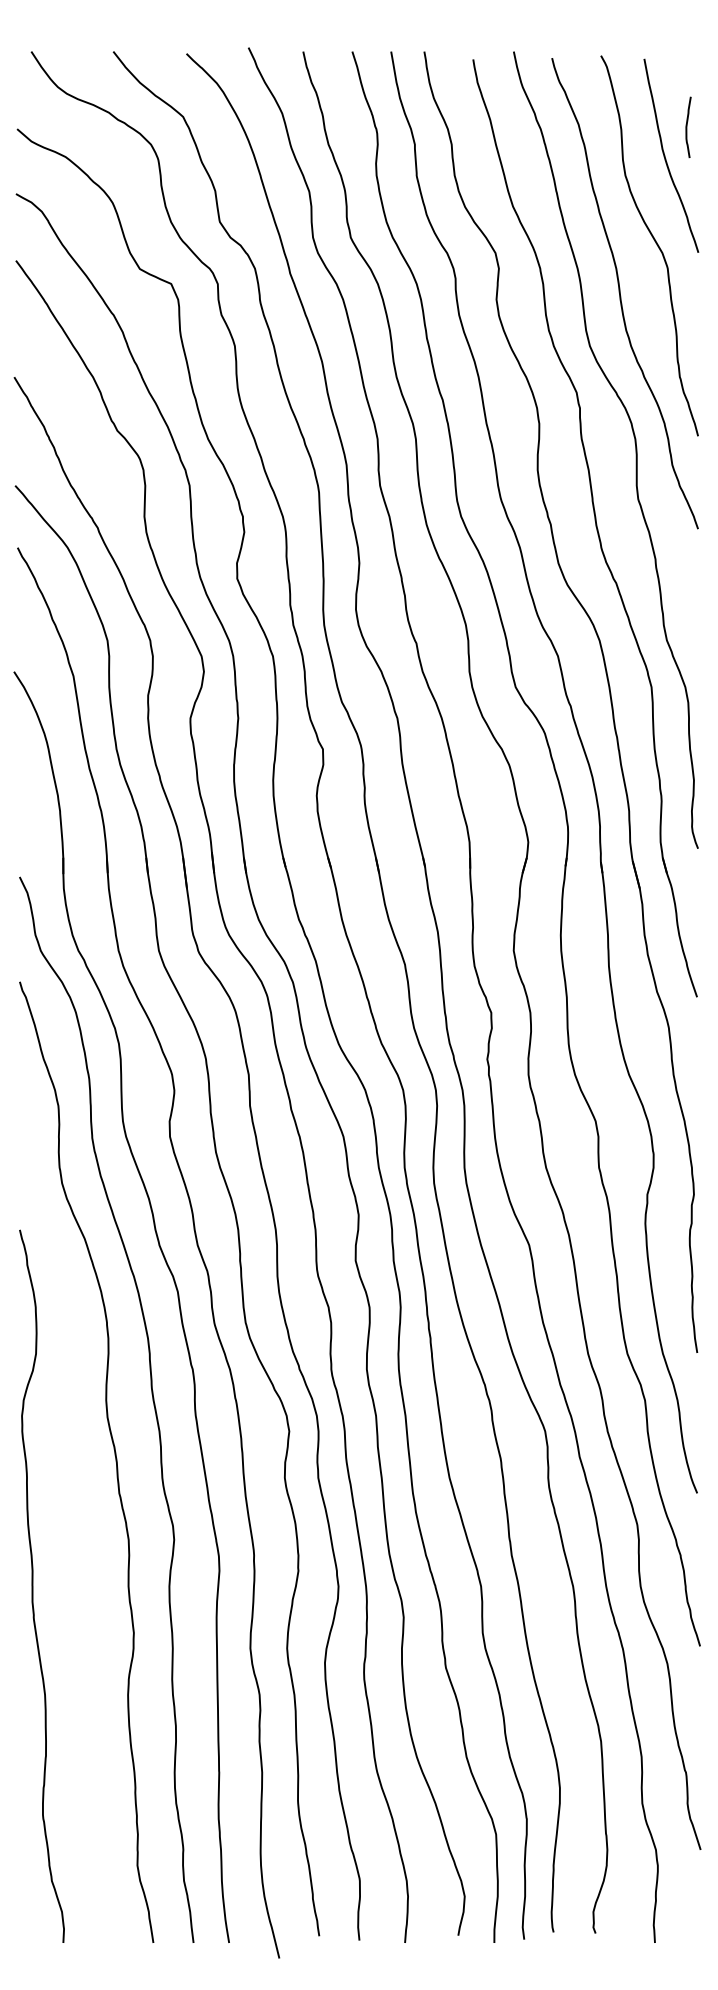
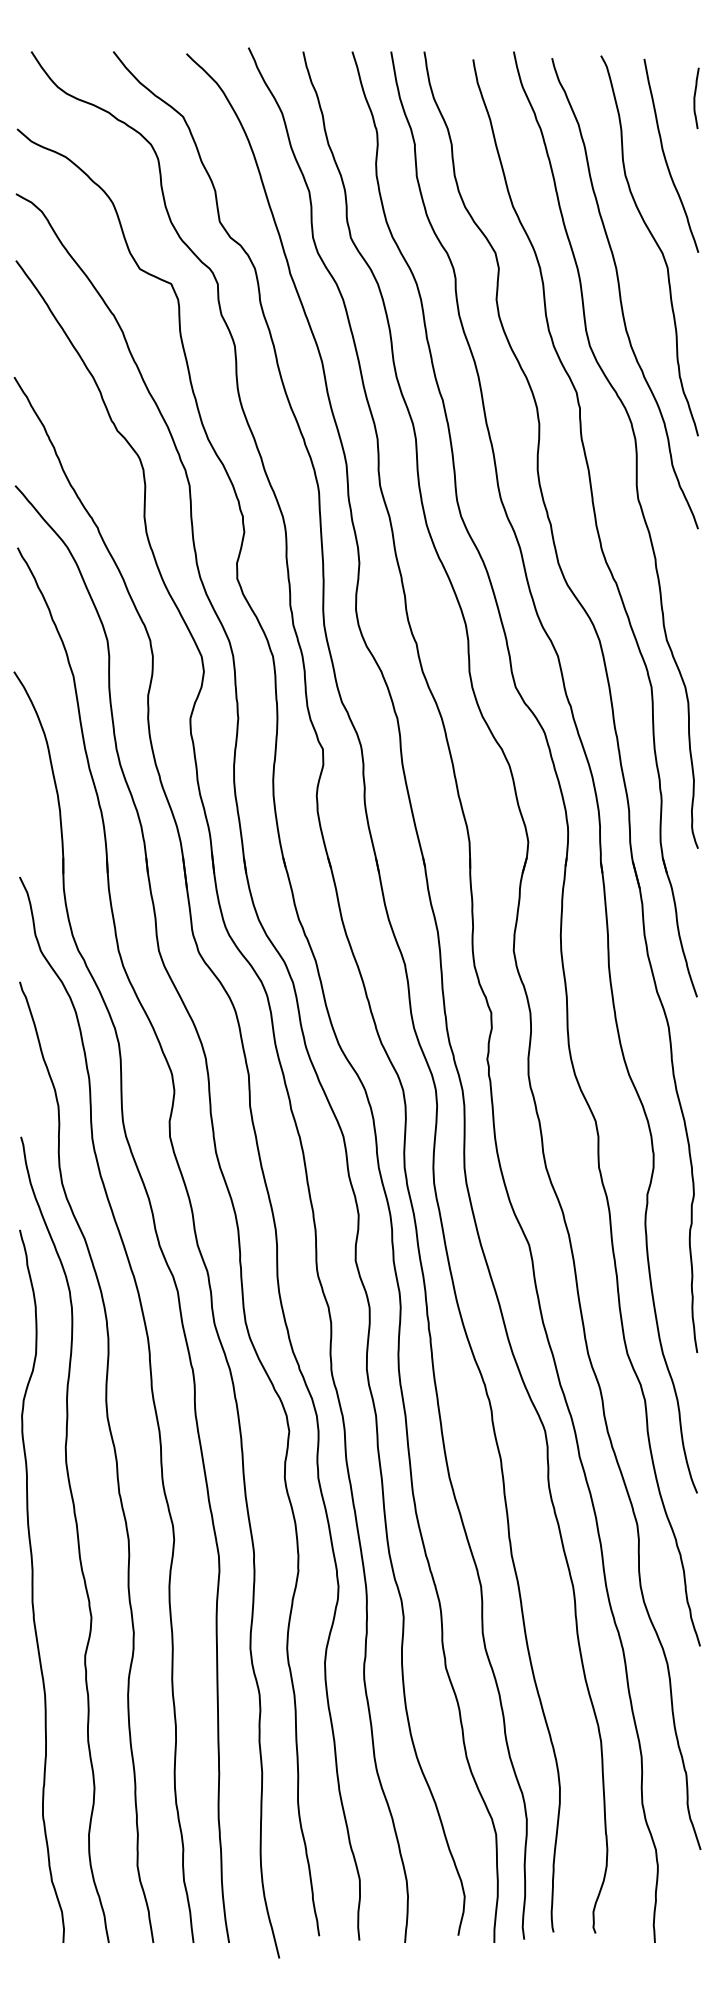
curve position: (687, 127) -> (695, 98) (695, 98)
curve: none -> present (76, 1534)
